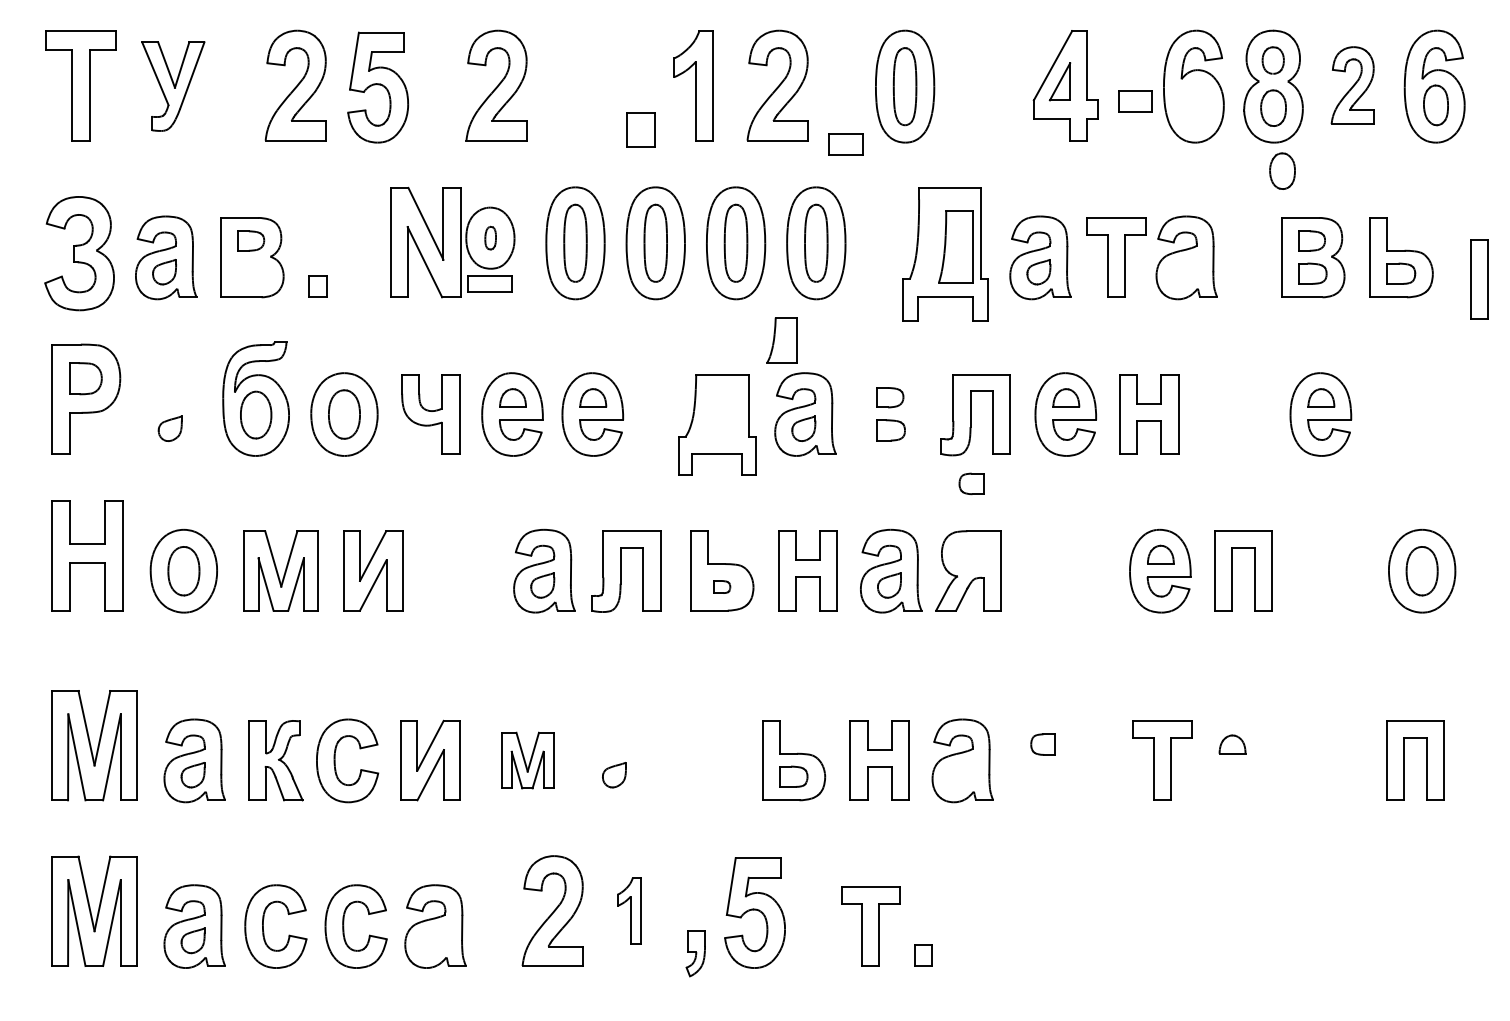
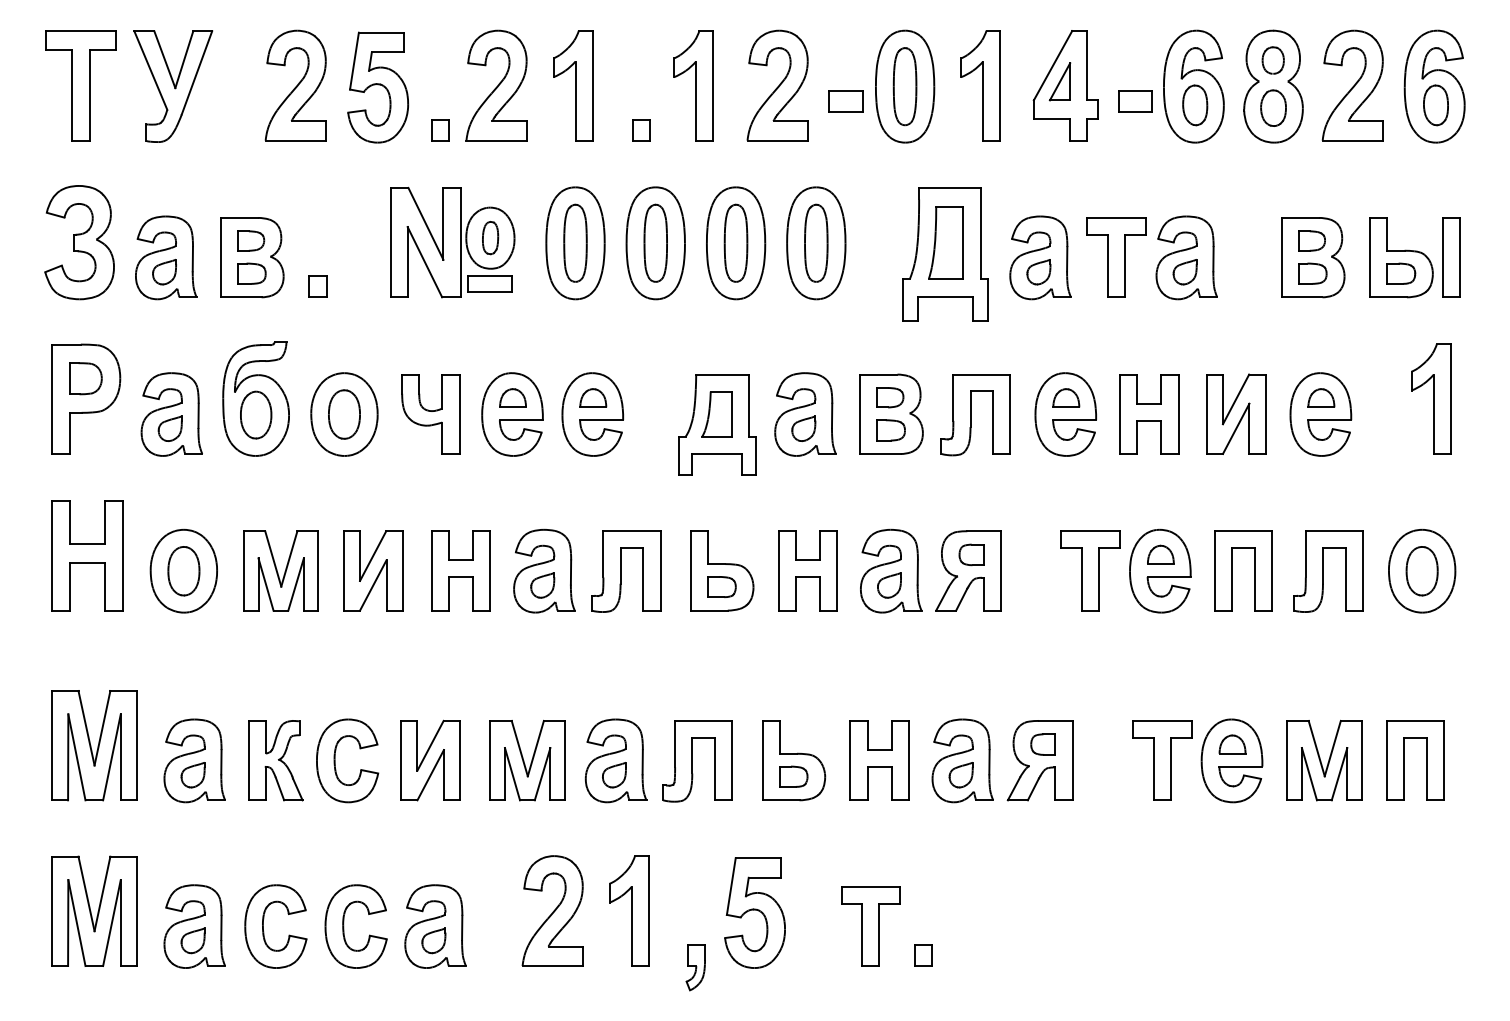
part: none -> present (573, 85)
part: none -> present (980, 85)
part size: 45x79 px -> 63x113 px (1352, 85)
part size: 65x91 px -> 81x113 px (173, 86)
part: none -> present (1195, 105)
part size: 30x36 px -> 19x23 px (641, 130)
part: none -> present (440, 130)
part position: (845, 144) -> (845, 101) (845, 101)
part: present -> none (1282, 170)
part size: 13x26 px -> 18x35 px (490, 238)
part position: (955, 246) -> (945, 242) (945, 242)
part position: (79, 253) -> (79, 242) (79, 242)
part: none -> present (1184, 272)
part: none -> present (251, 273)
part position: (1479, 279) -> (1451, 257) (1451, 257)
part position: (781, 340) -> (716, 414) (716, 414)
part: none -> present (1431, 398)
part: none -> present (891, 413)
part: none -> present (1236, 413)
part: none -> present (171, 414)
part position: (971, 483) -> (971, 554) (971, 554)
part: none -> present (460, 570)
part: none -> present (1090, 570)
part: none -> present (1328, 571)
part size: 19x14 px -> 30x22 px (721, 586)
part size: 54x59 px -> 77x83 px (527, 760)
part: none -> present (615, 760)
part: none -> present (1039, 760)
part: none -> present (1231, 760)
part: none -> present (1324, 760)
part: none -> present (697, 761)
part: none -> present (960, 775)
part size: 25x68 px -> 41x112 px (629, 910)
part: none -> present (433, 940)
part position: (695, 953) -> (695, 967) (695, 967)
